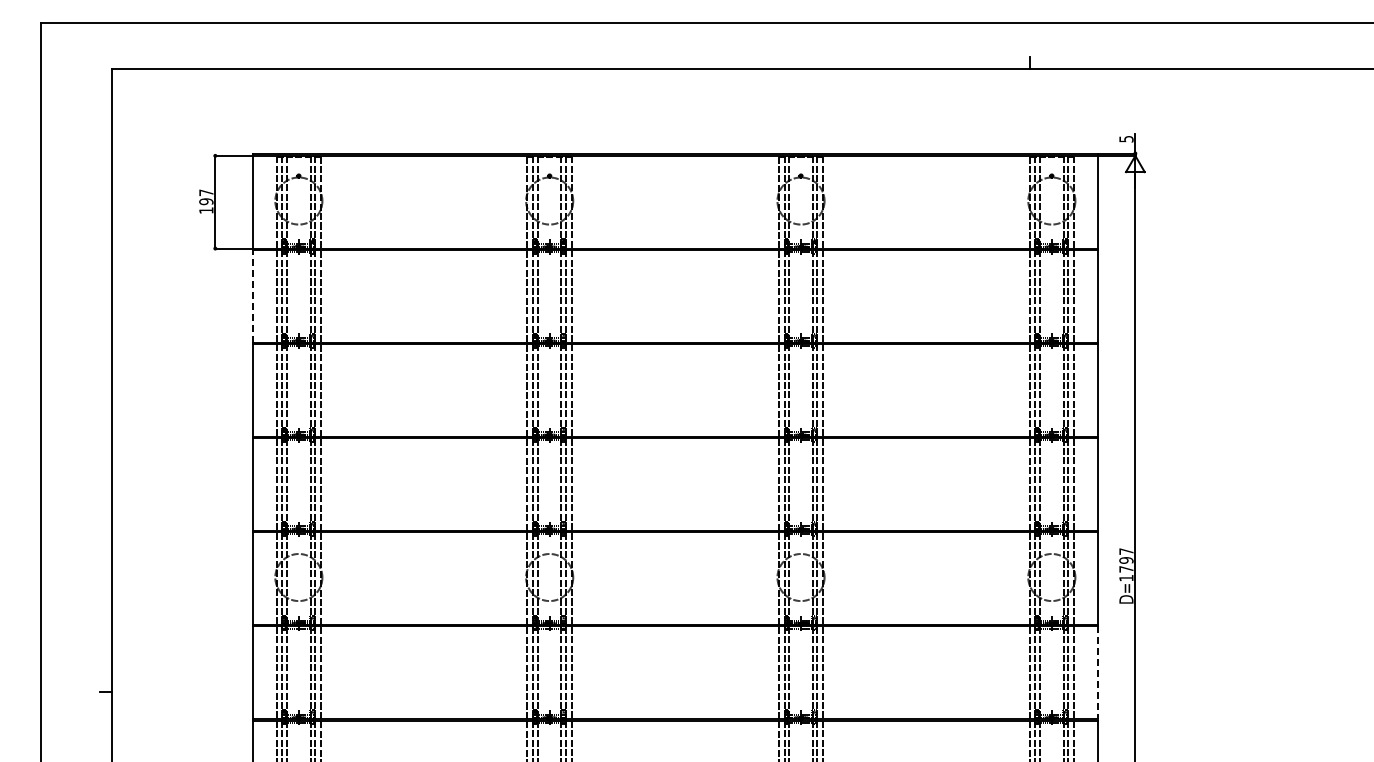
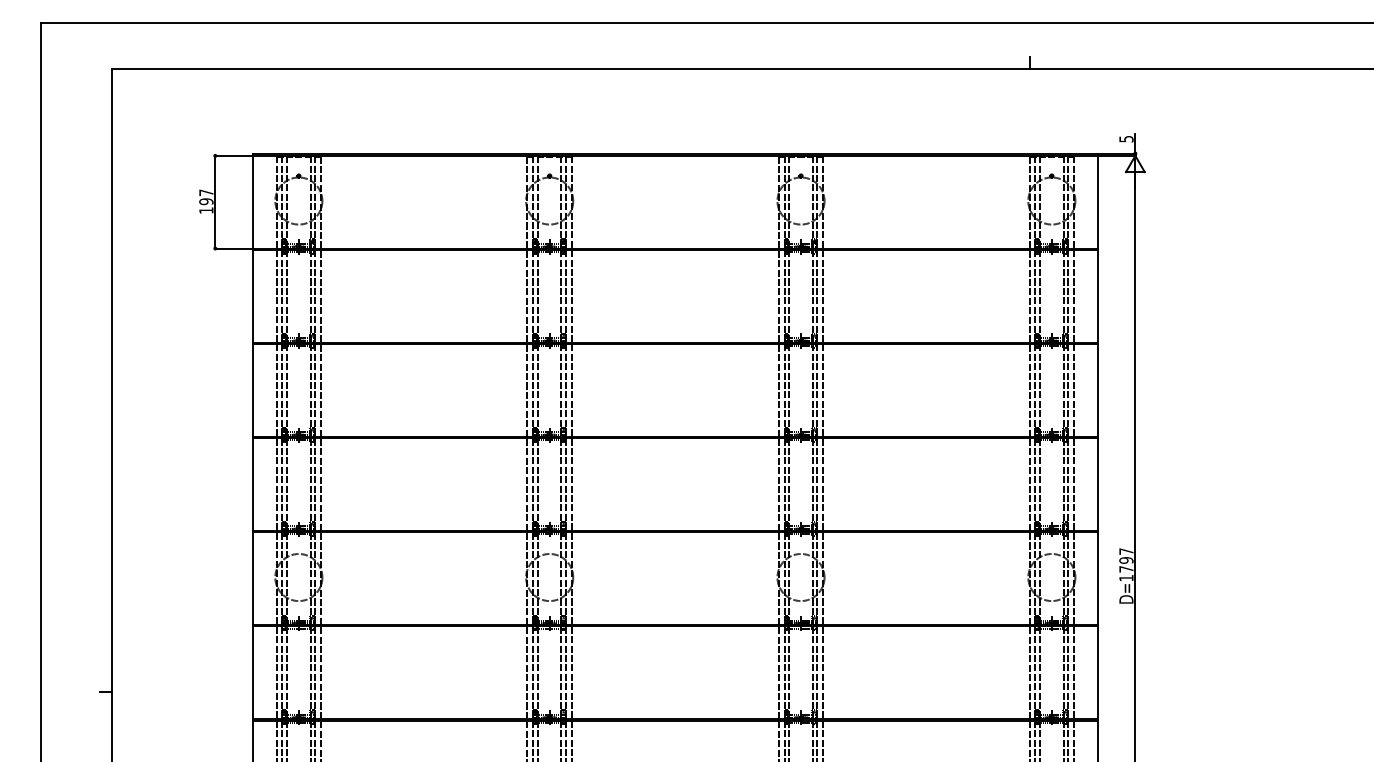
line: dashed -> solid (252, 295)
line: dashed -> solid (1097, 673)
